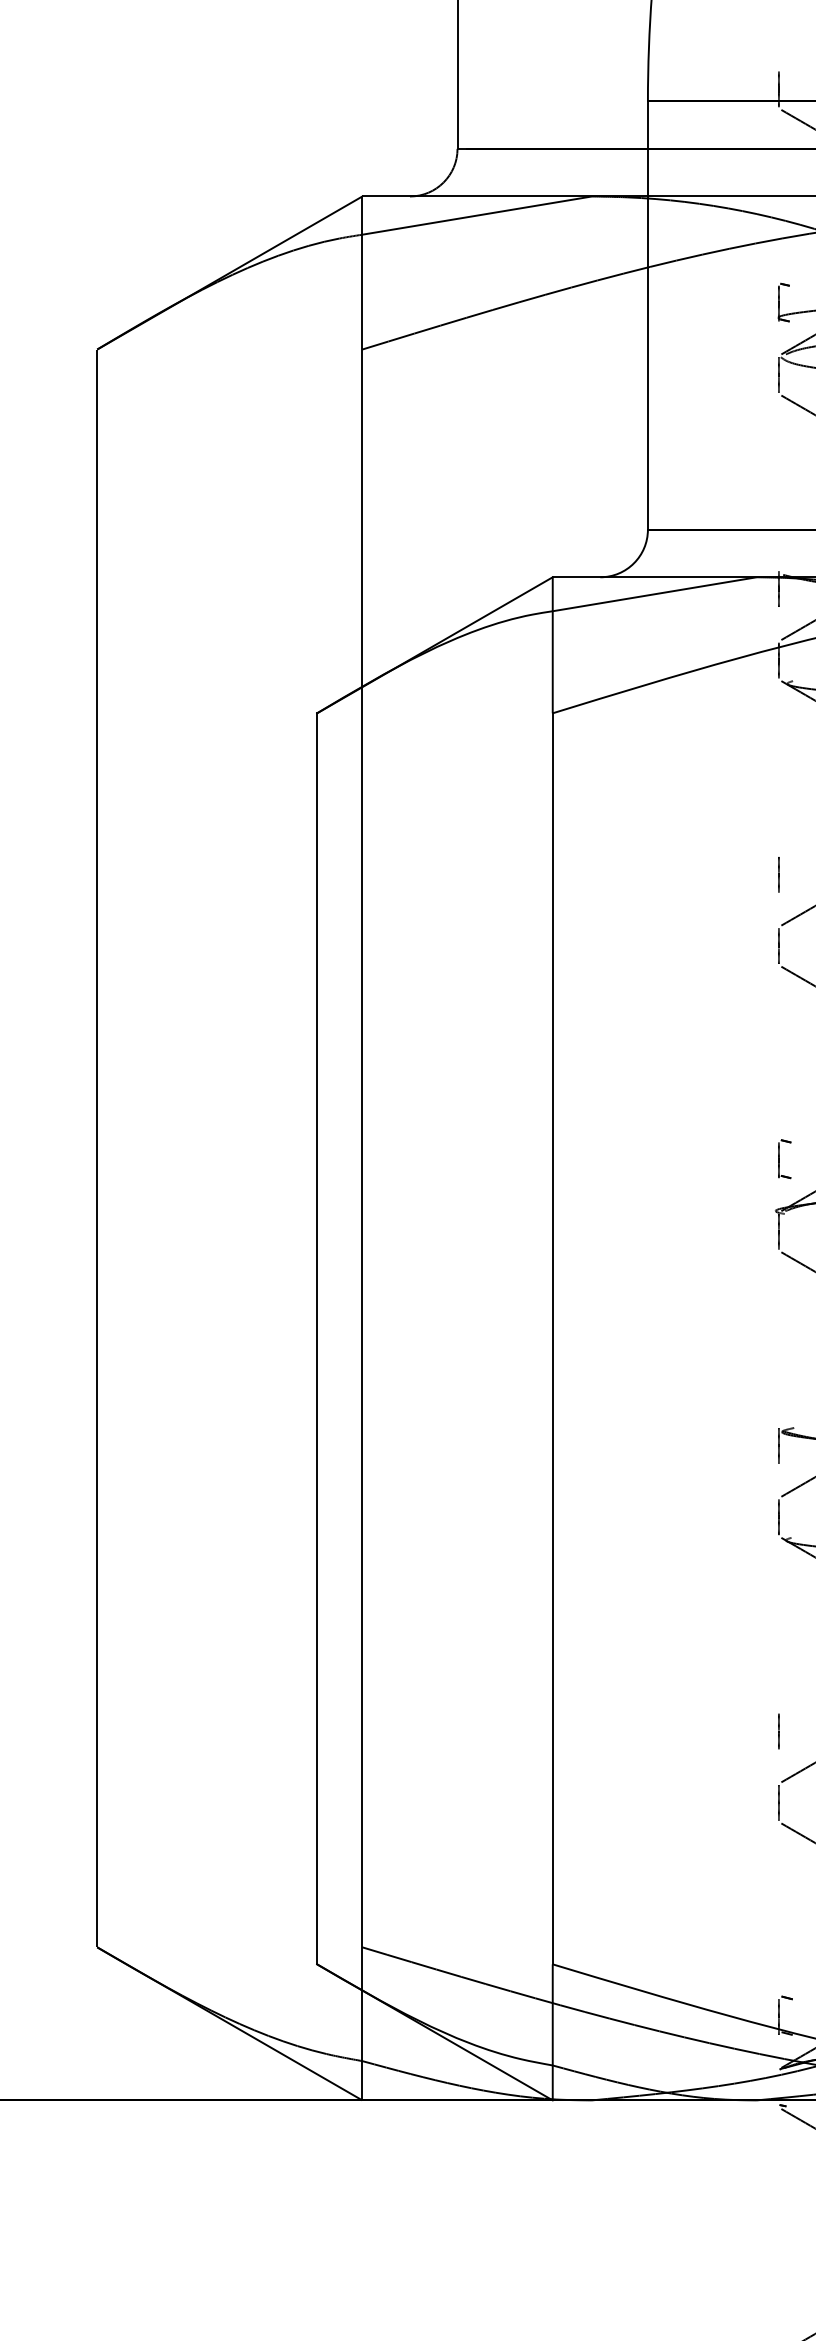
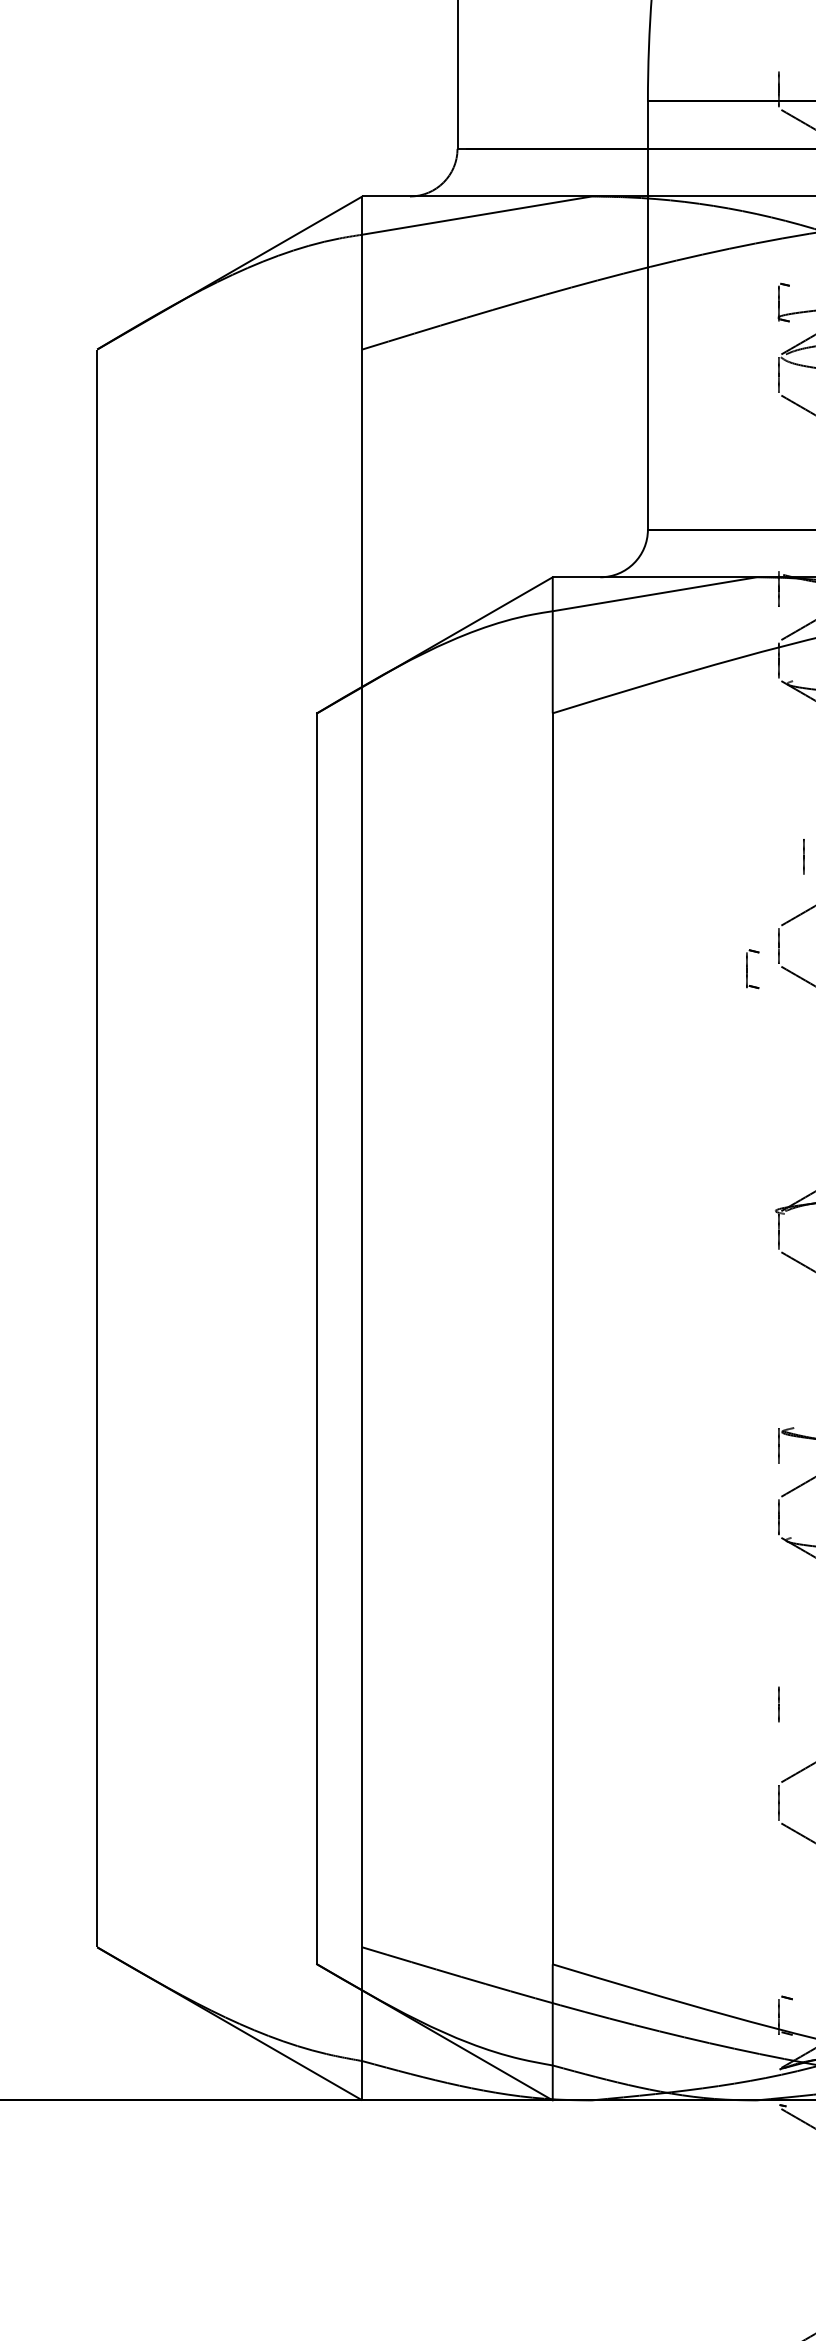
line position: (778, 874) -> (803, 856) (803, 856)
part position: (784, 1159) -> (752, 969) (752, 969)
line position: (778, 1731) -> (778, 1704) (778, 1704)
